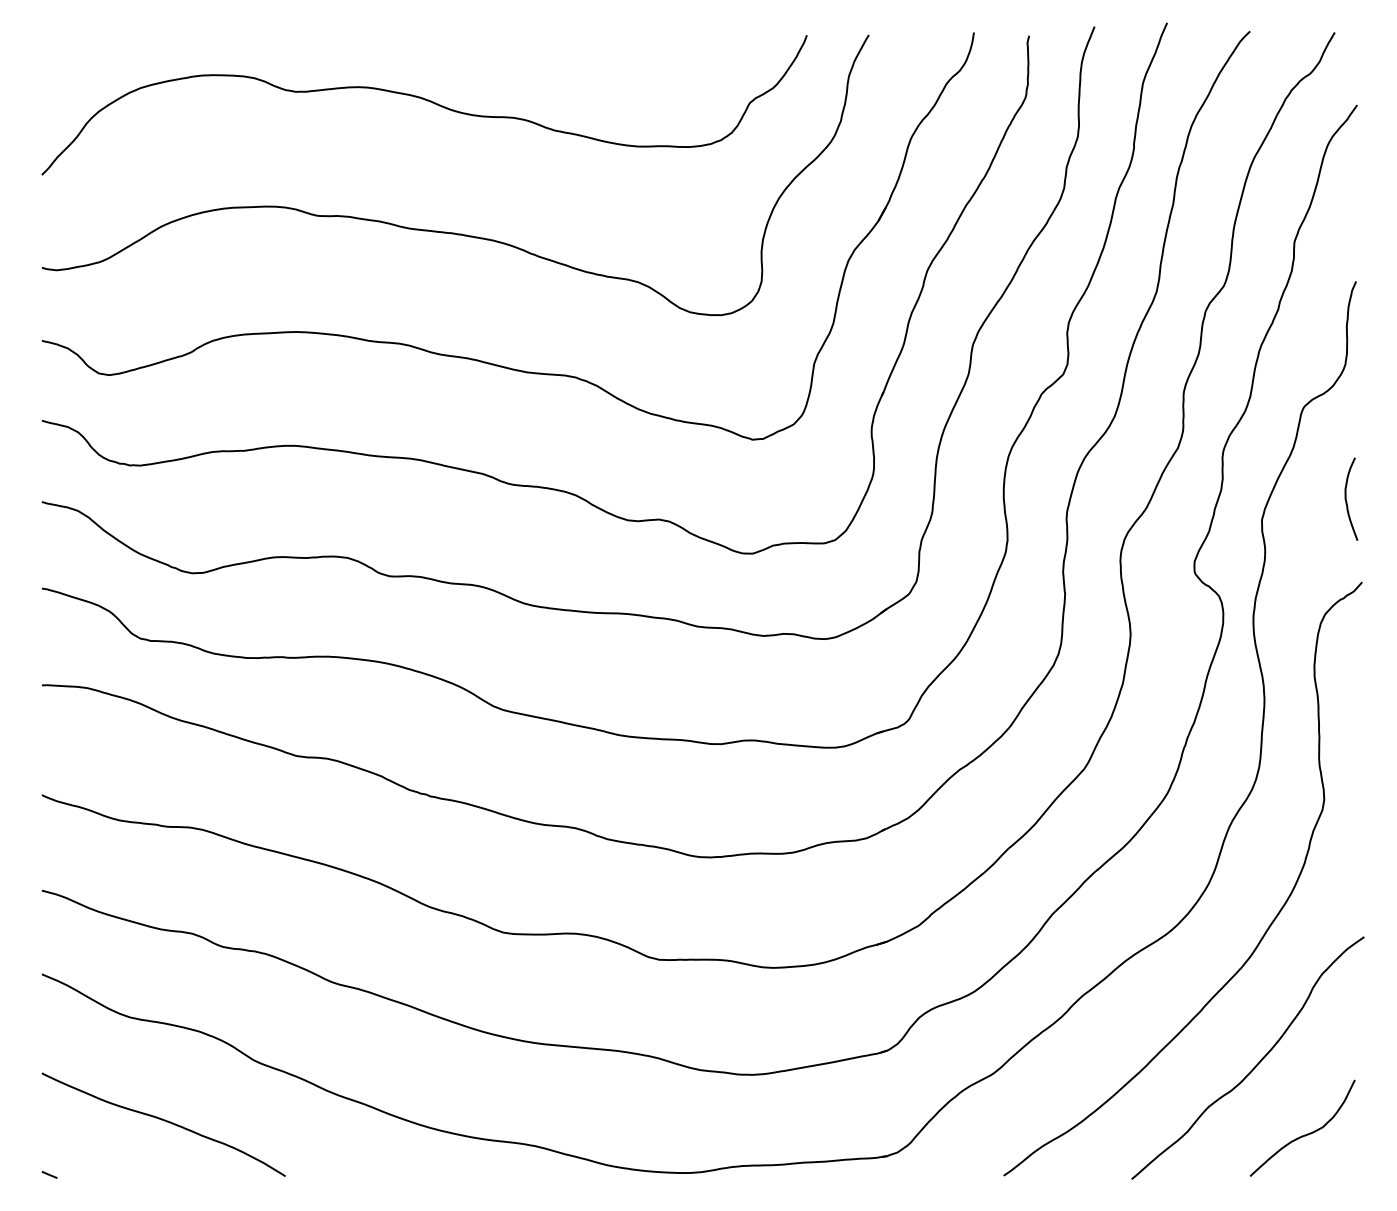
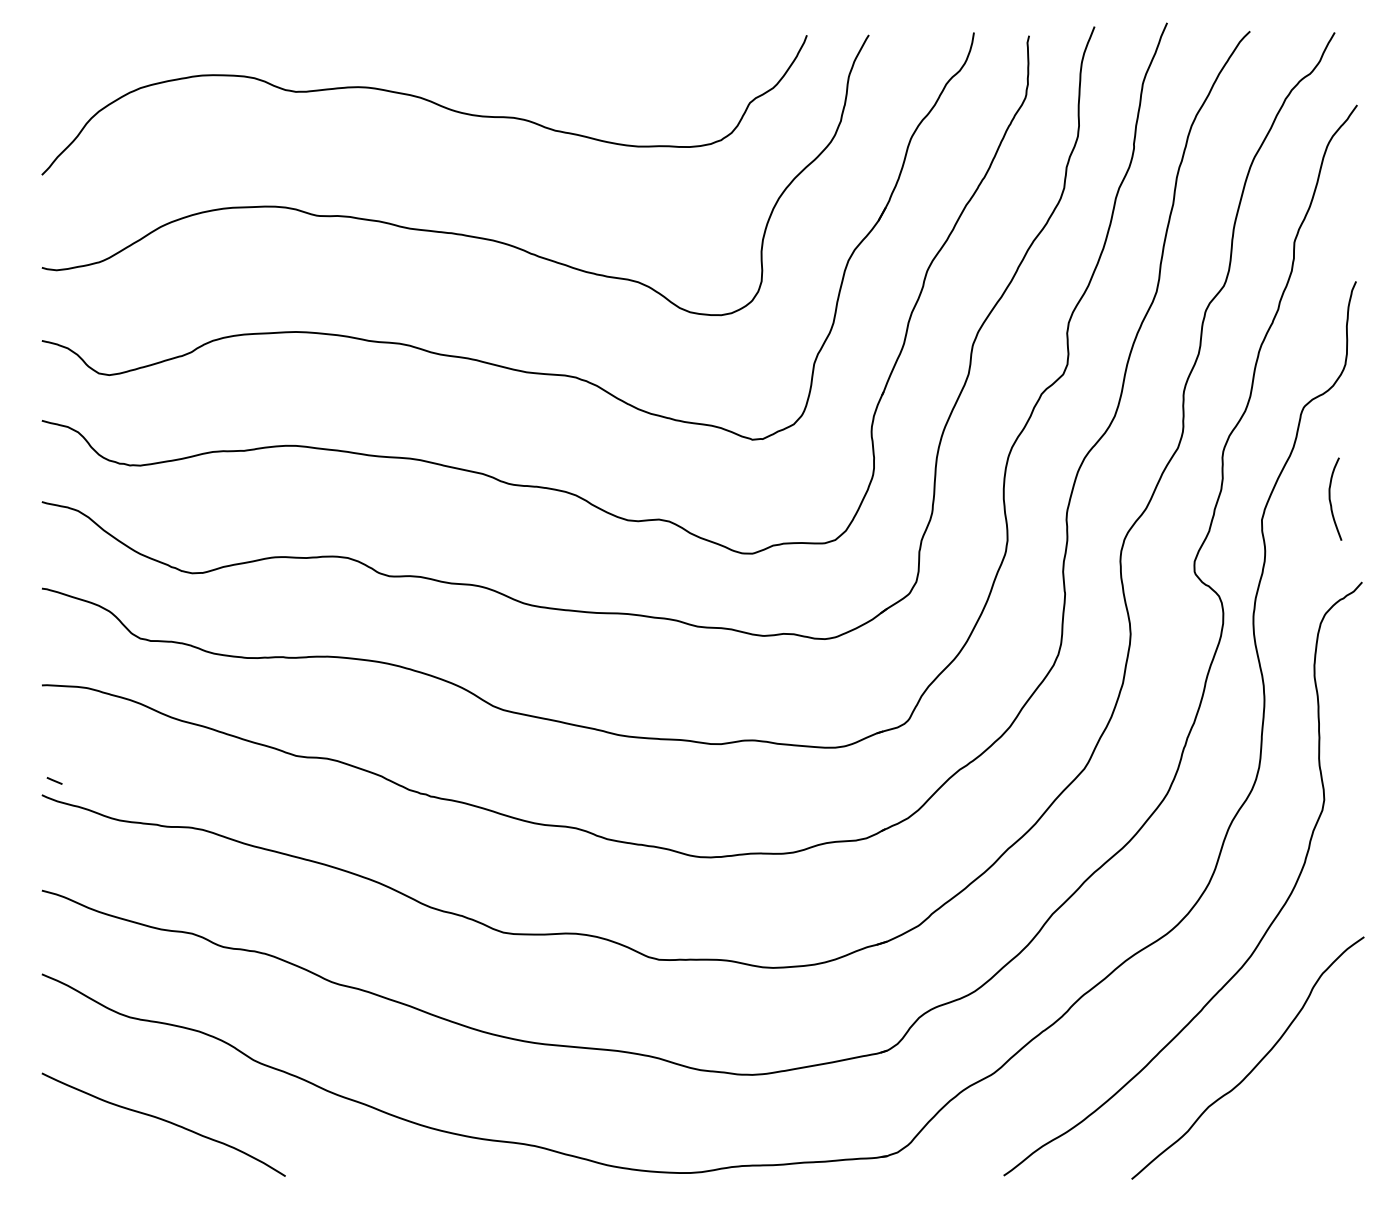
curve position: (1346, 498) -> (1330, 498) (1330, 498)
curve: present -> none (1304, 1134)
line position: (49, 1174) -> (54, 780) (54, 780)
